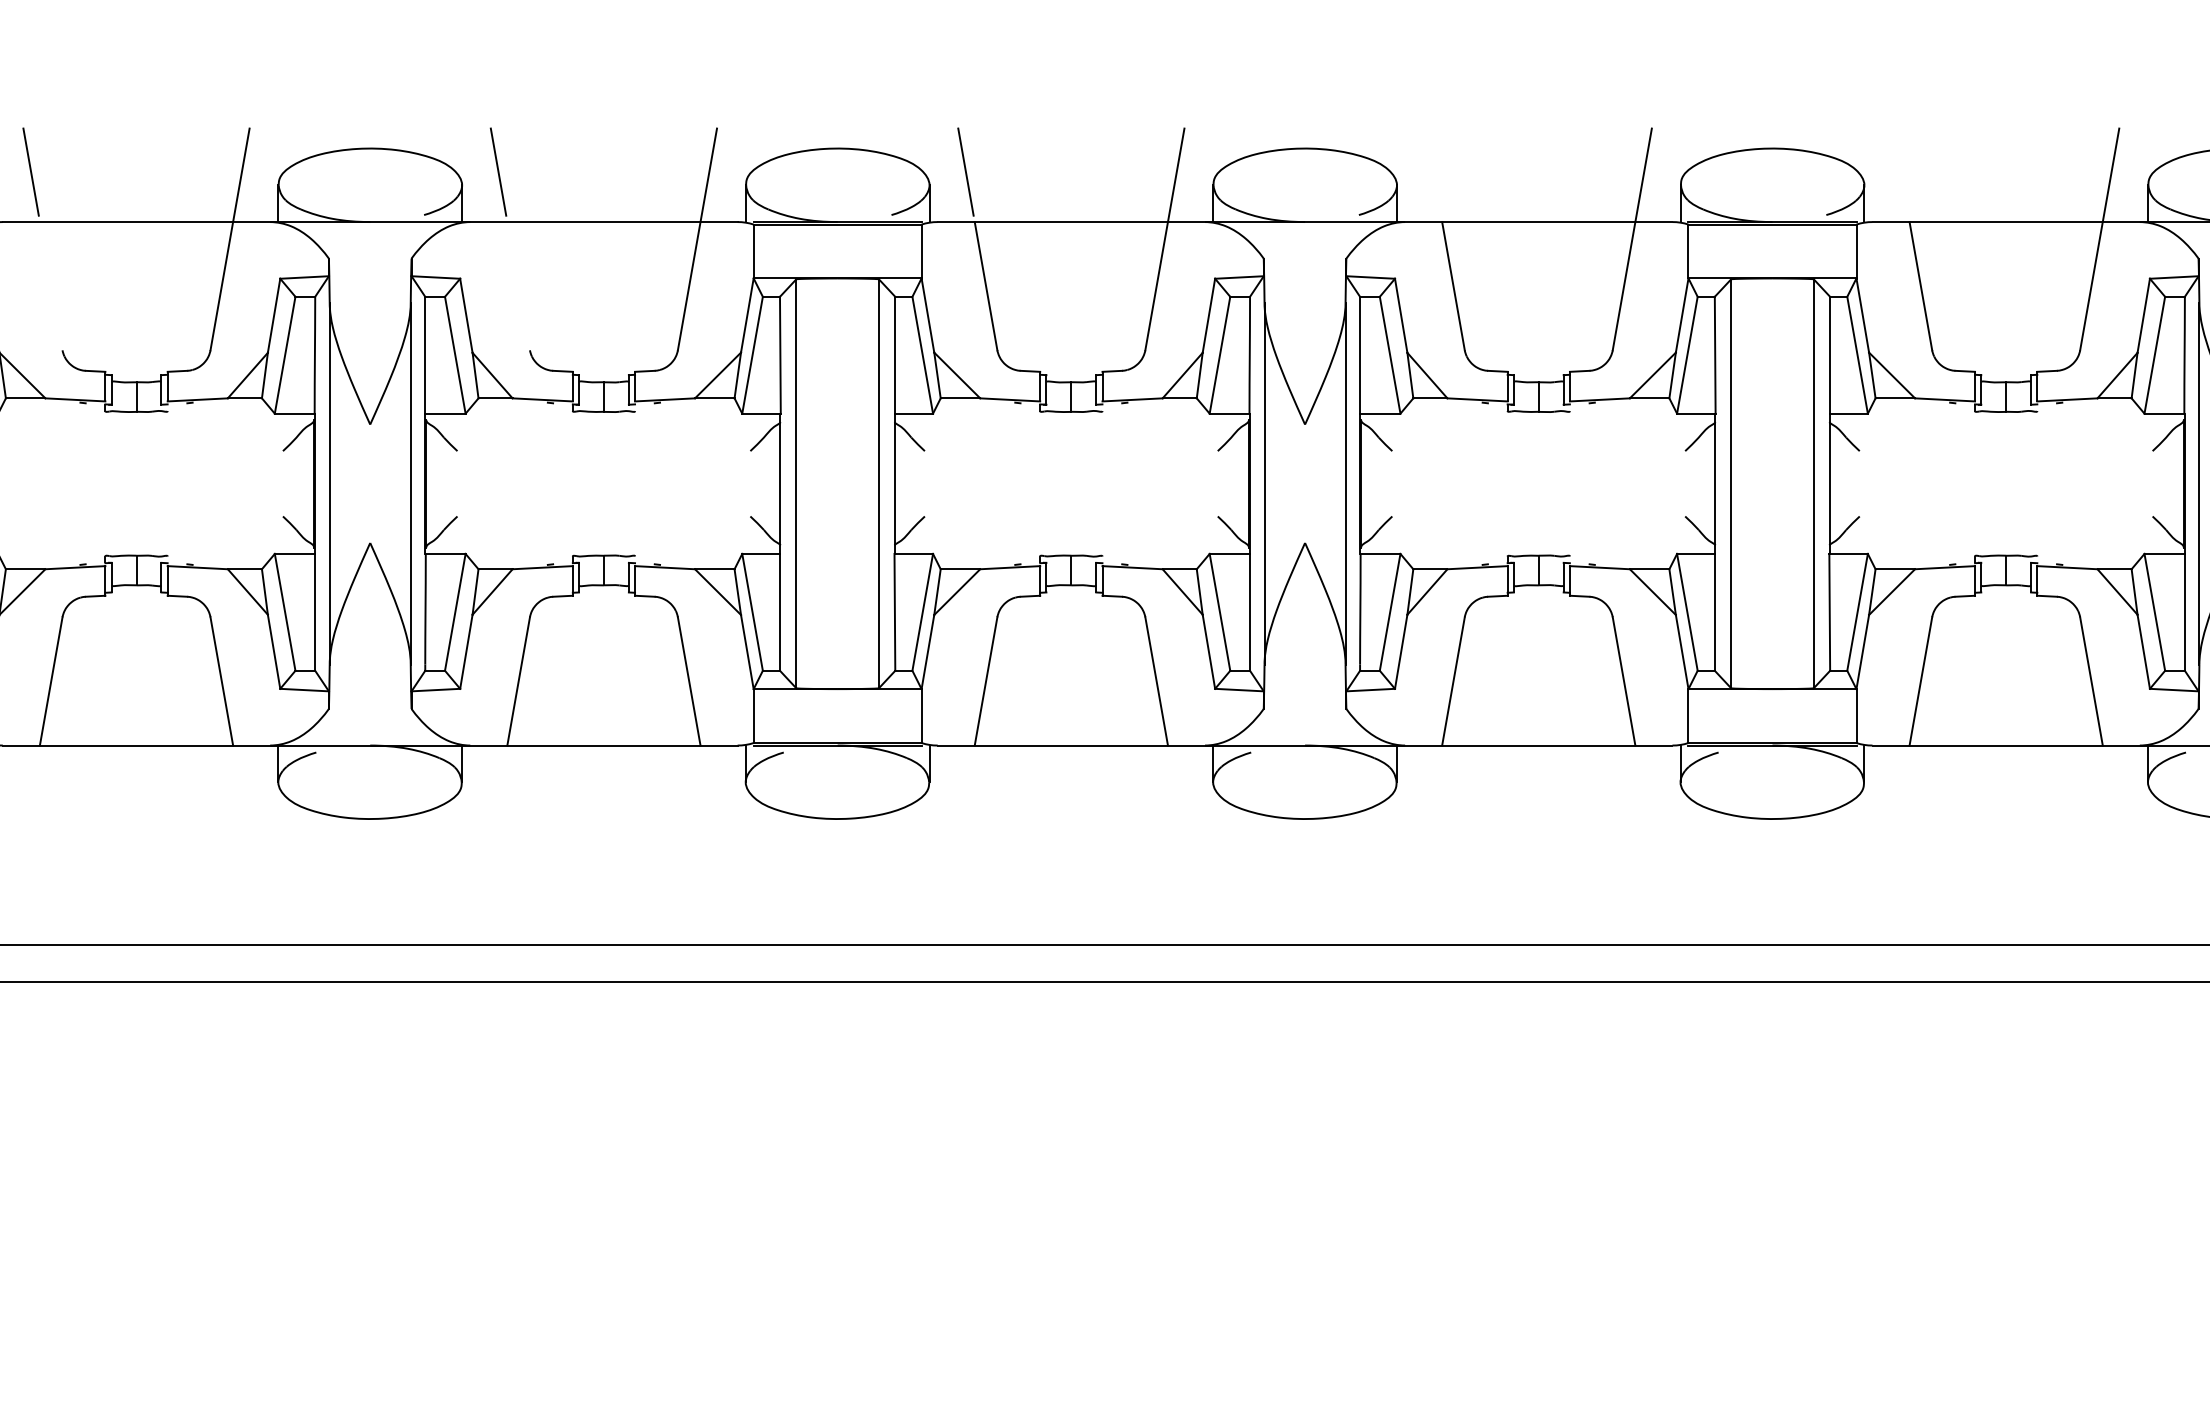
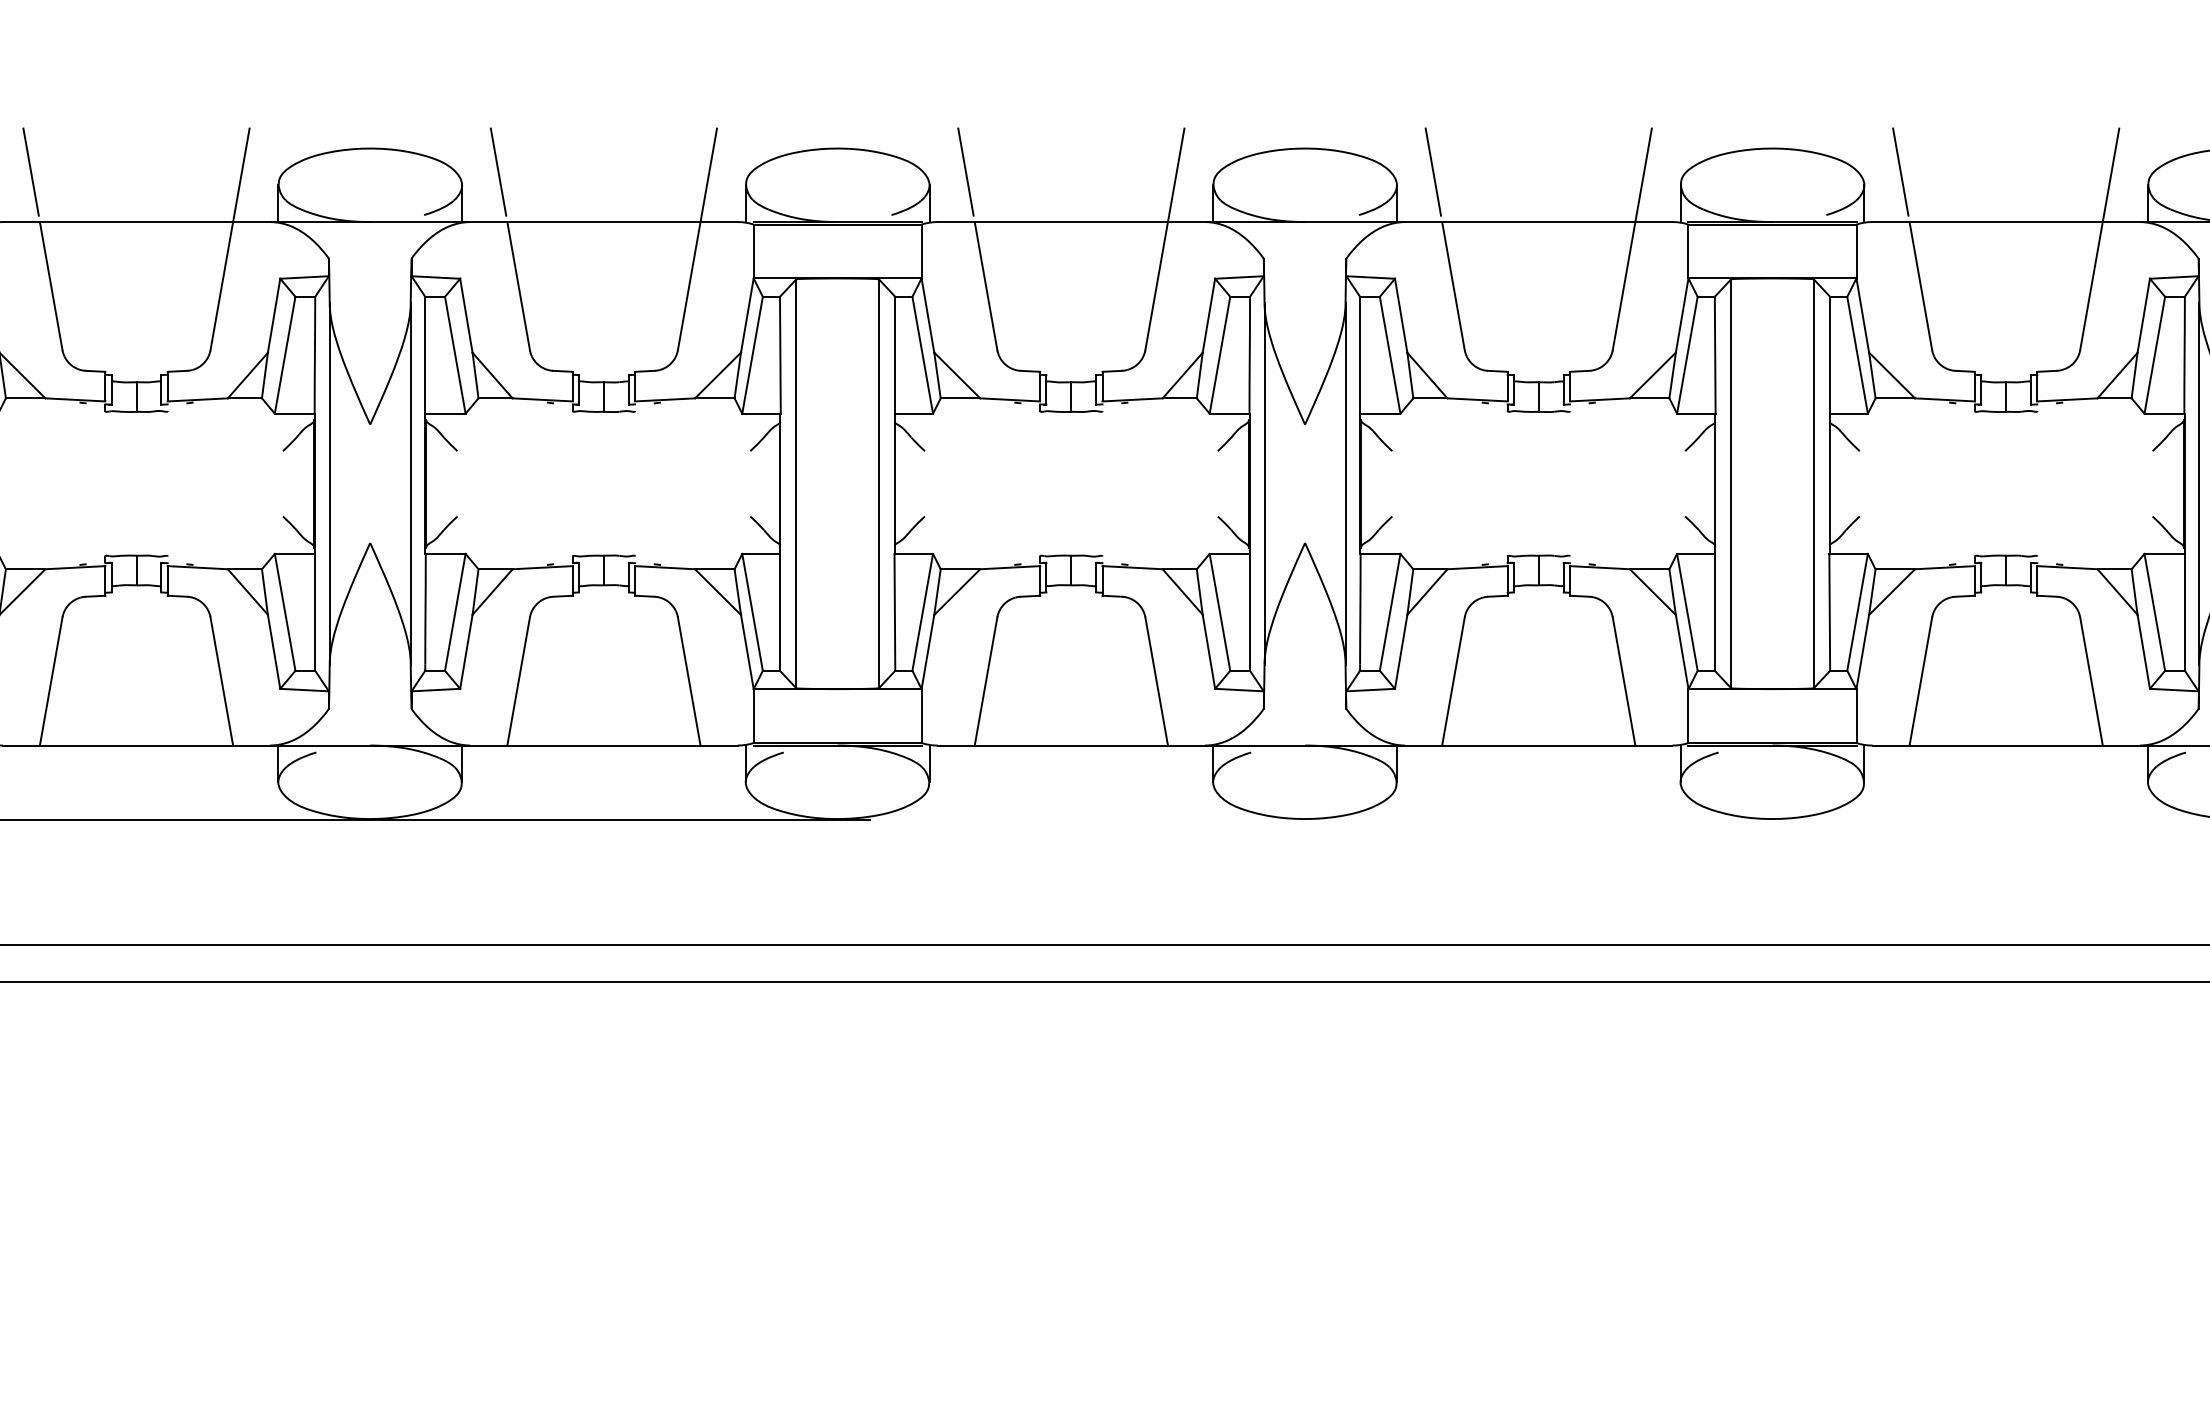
line: none -> present (1433, 171)
line: none -> present (1900, 171)
line: none -> present (50, 286)
line: none -> present (518, 286)
line: none -> present (436, 820)
